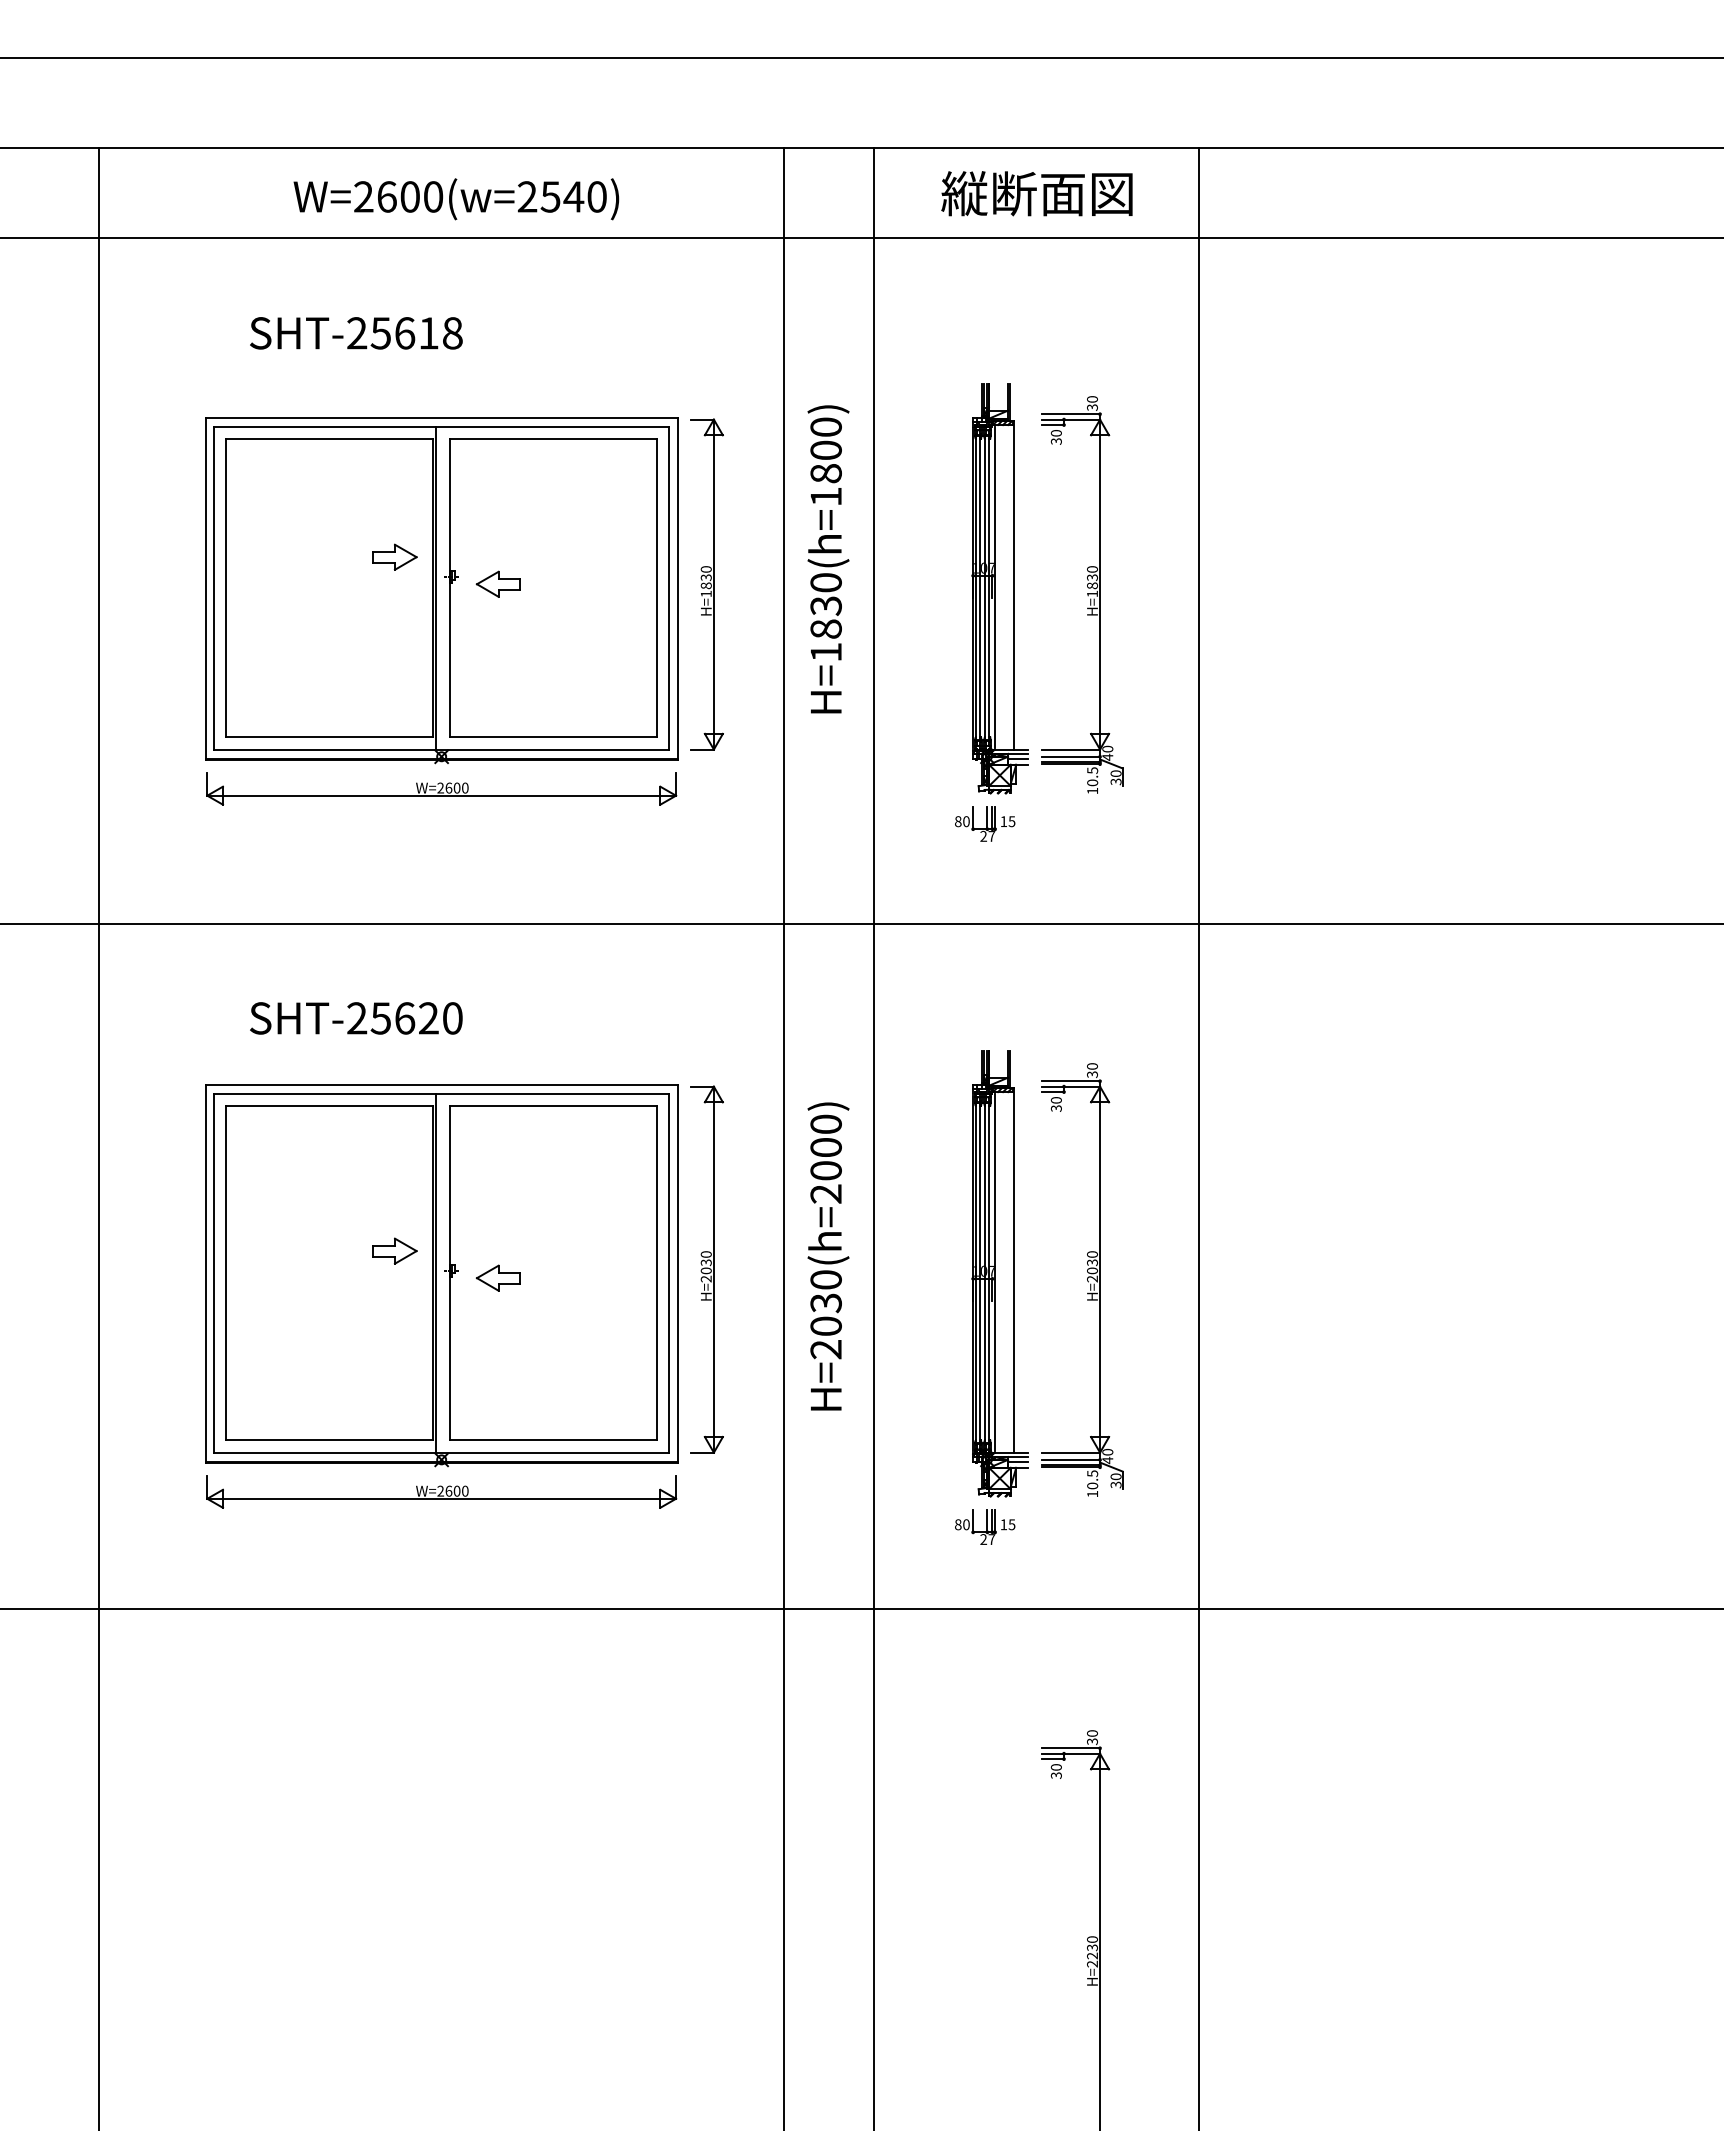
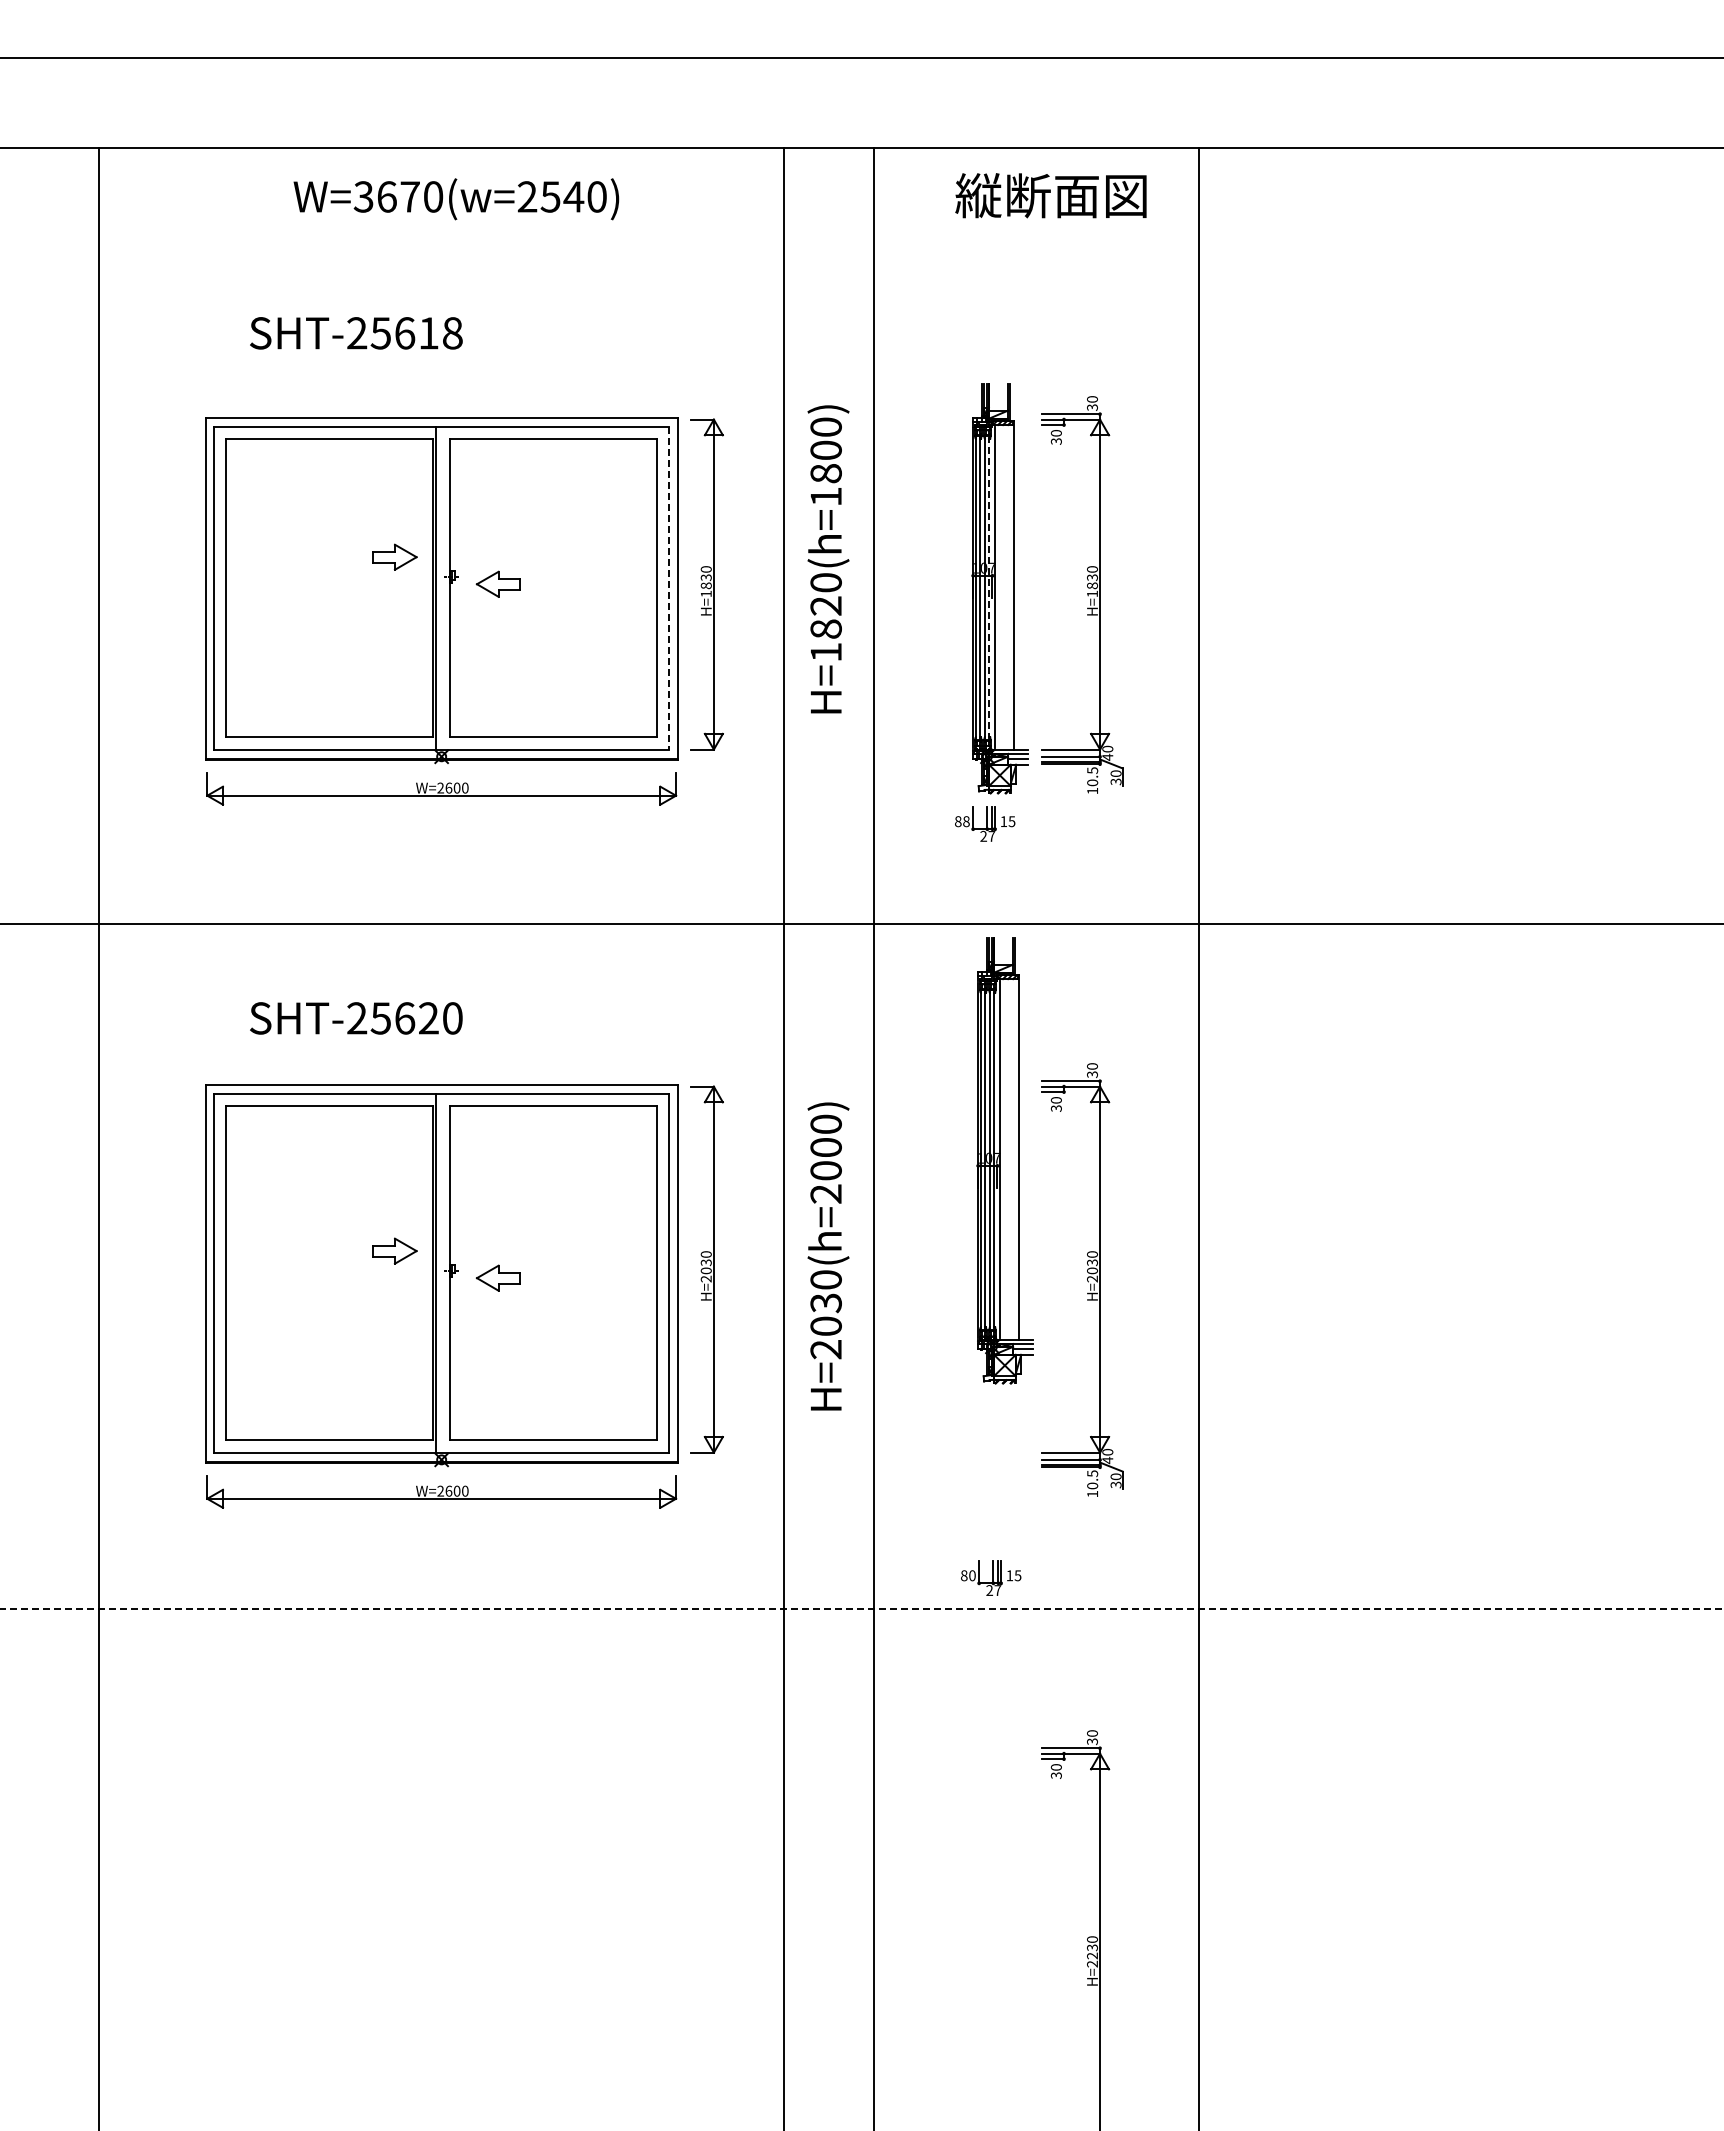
text position: (1036, 193) -> (1050, 195) (1050, 195)
text: W=2600(w=2540) -> W=3670(w=2540) (386, 196)
line: present -> none (861, 238)
line: solid -> dashed (669, 588)
line: solid -> dashed (989, 588)
text: H=1830(h=1800) -> H=1820(h=1800) (825, 606)
text: 80 -> 88 (966, 821)
part position: (999, 1273) -> (1004, 1160) (1004, 1160)
part position: (985, 1526) -> (991, 1577) (991, 1577)
line: solid -> dashed (862, 1608)
